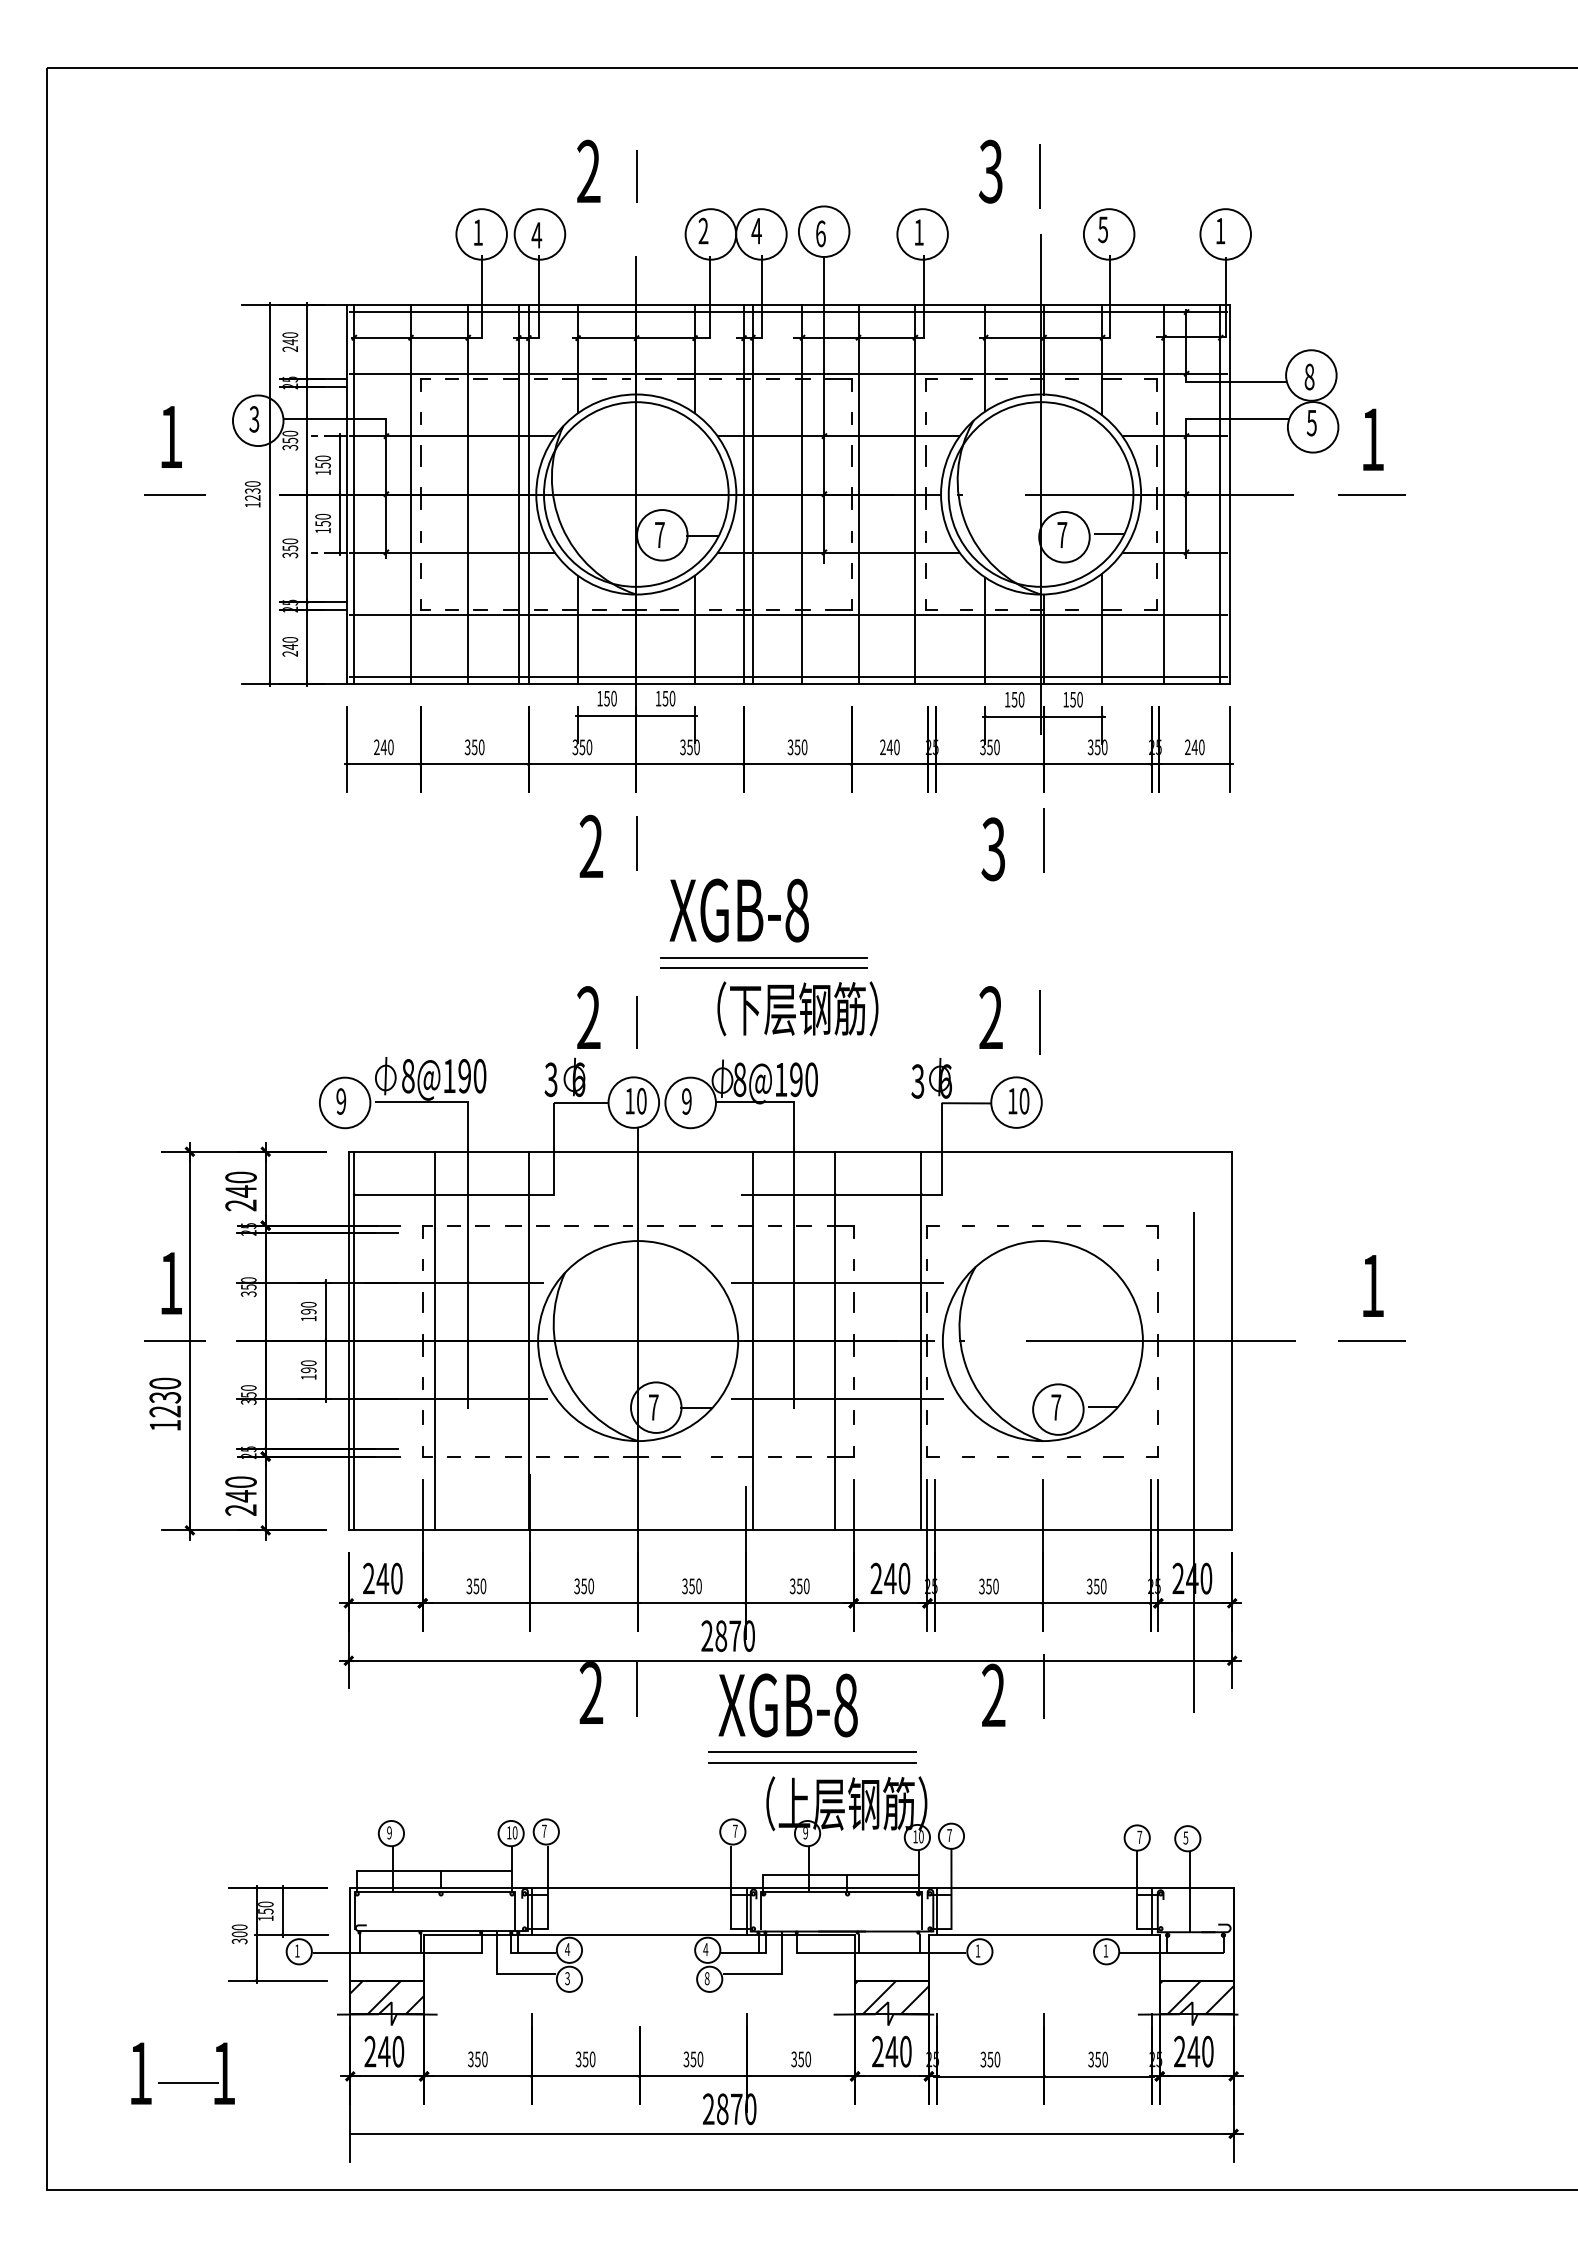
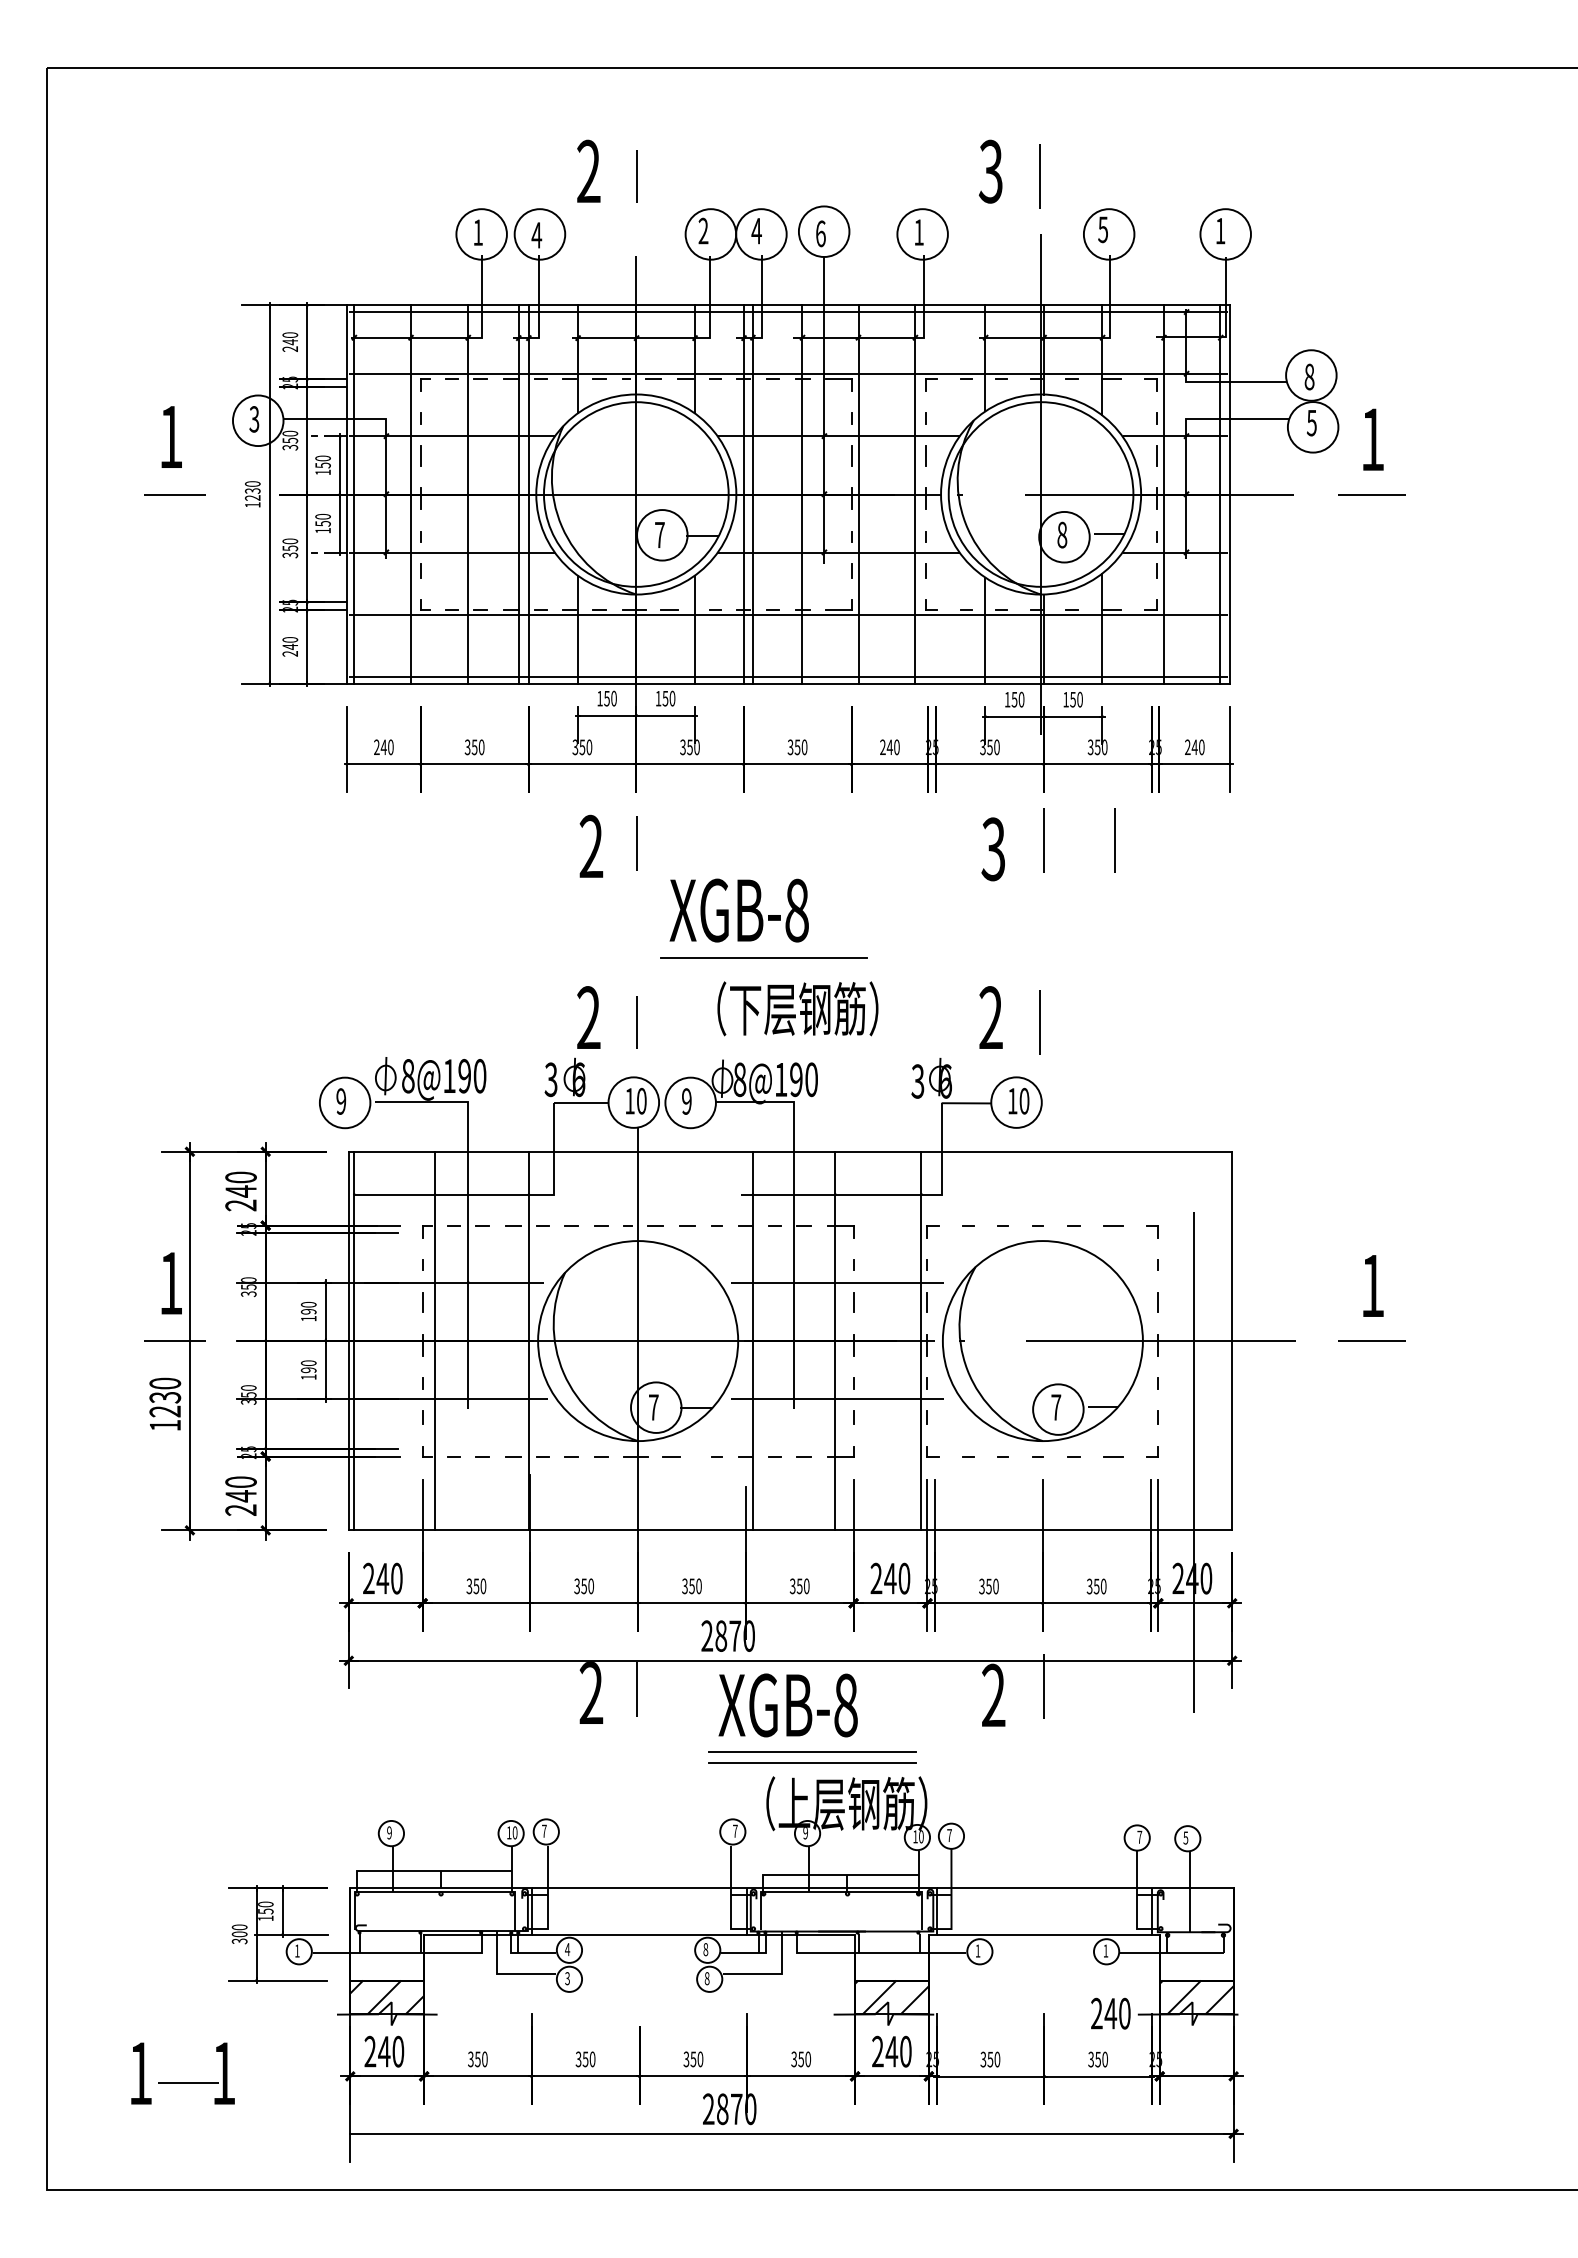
text: 7 -> 8 (1062, 534)
line: none -> present (1114, 840)
line: present -> none (763, 968)
text: 4 -> 8 (705, 1949)
text position: (1193, 2051) -> (1110, 2013) (1110, 2013)
